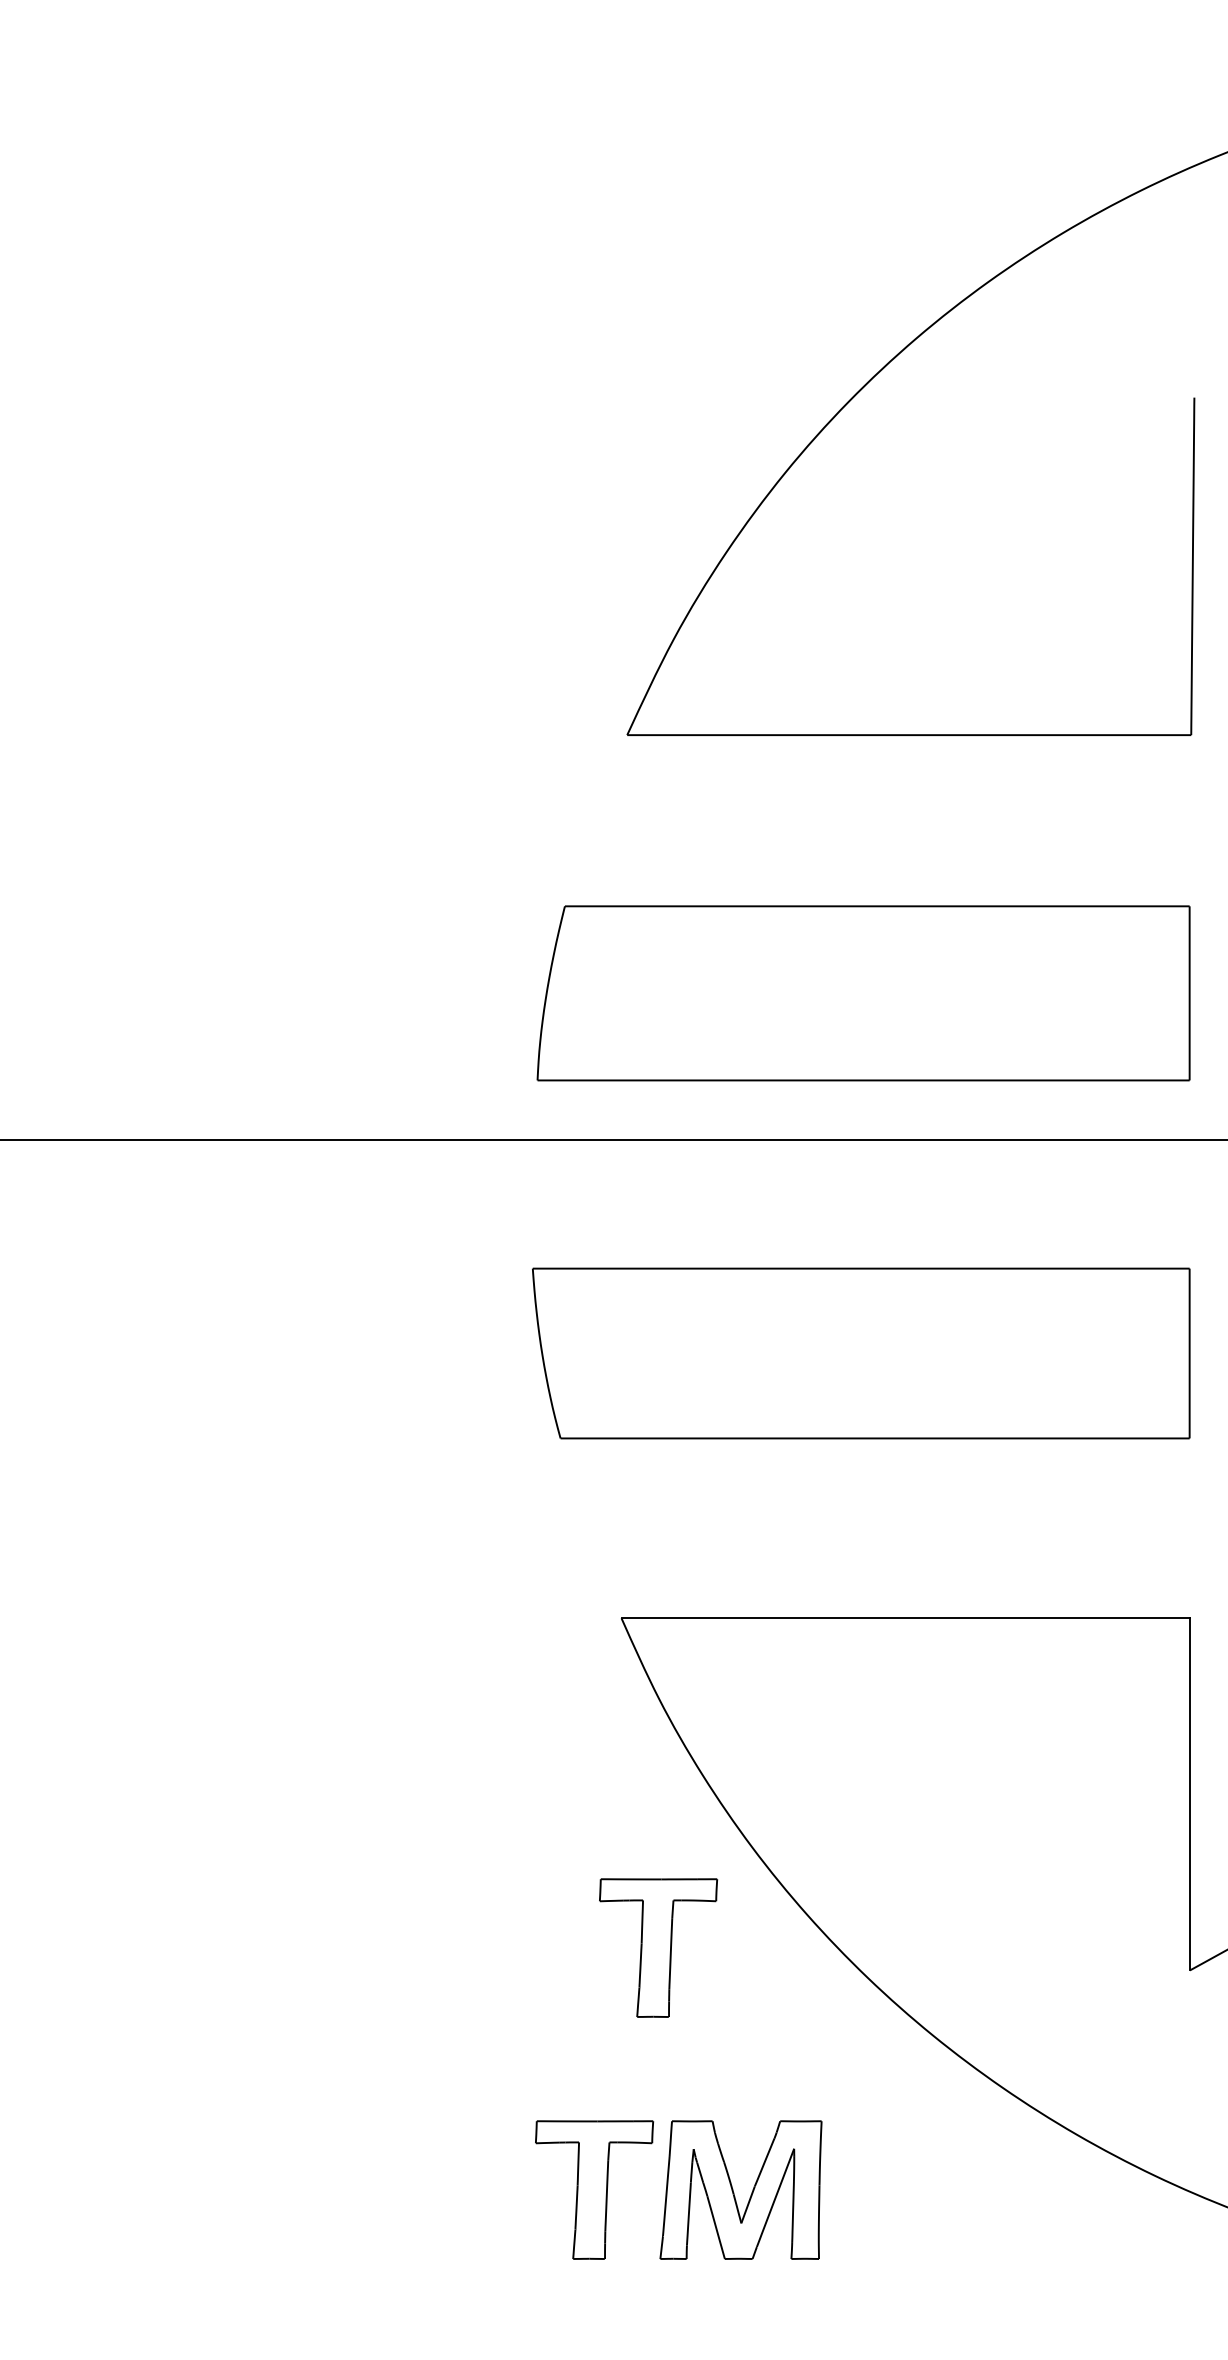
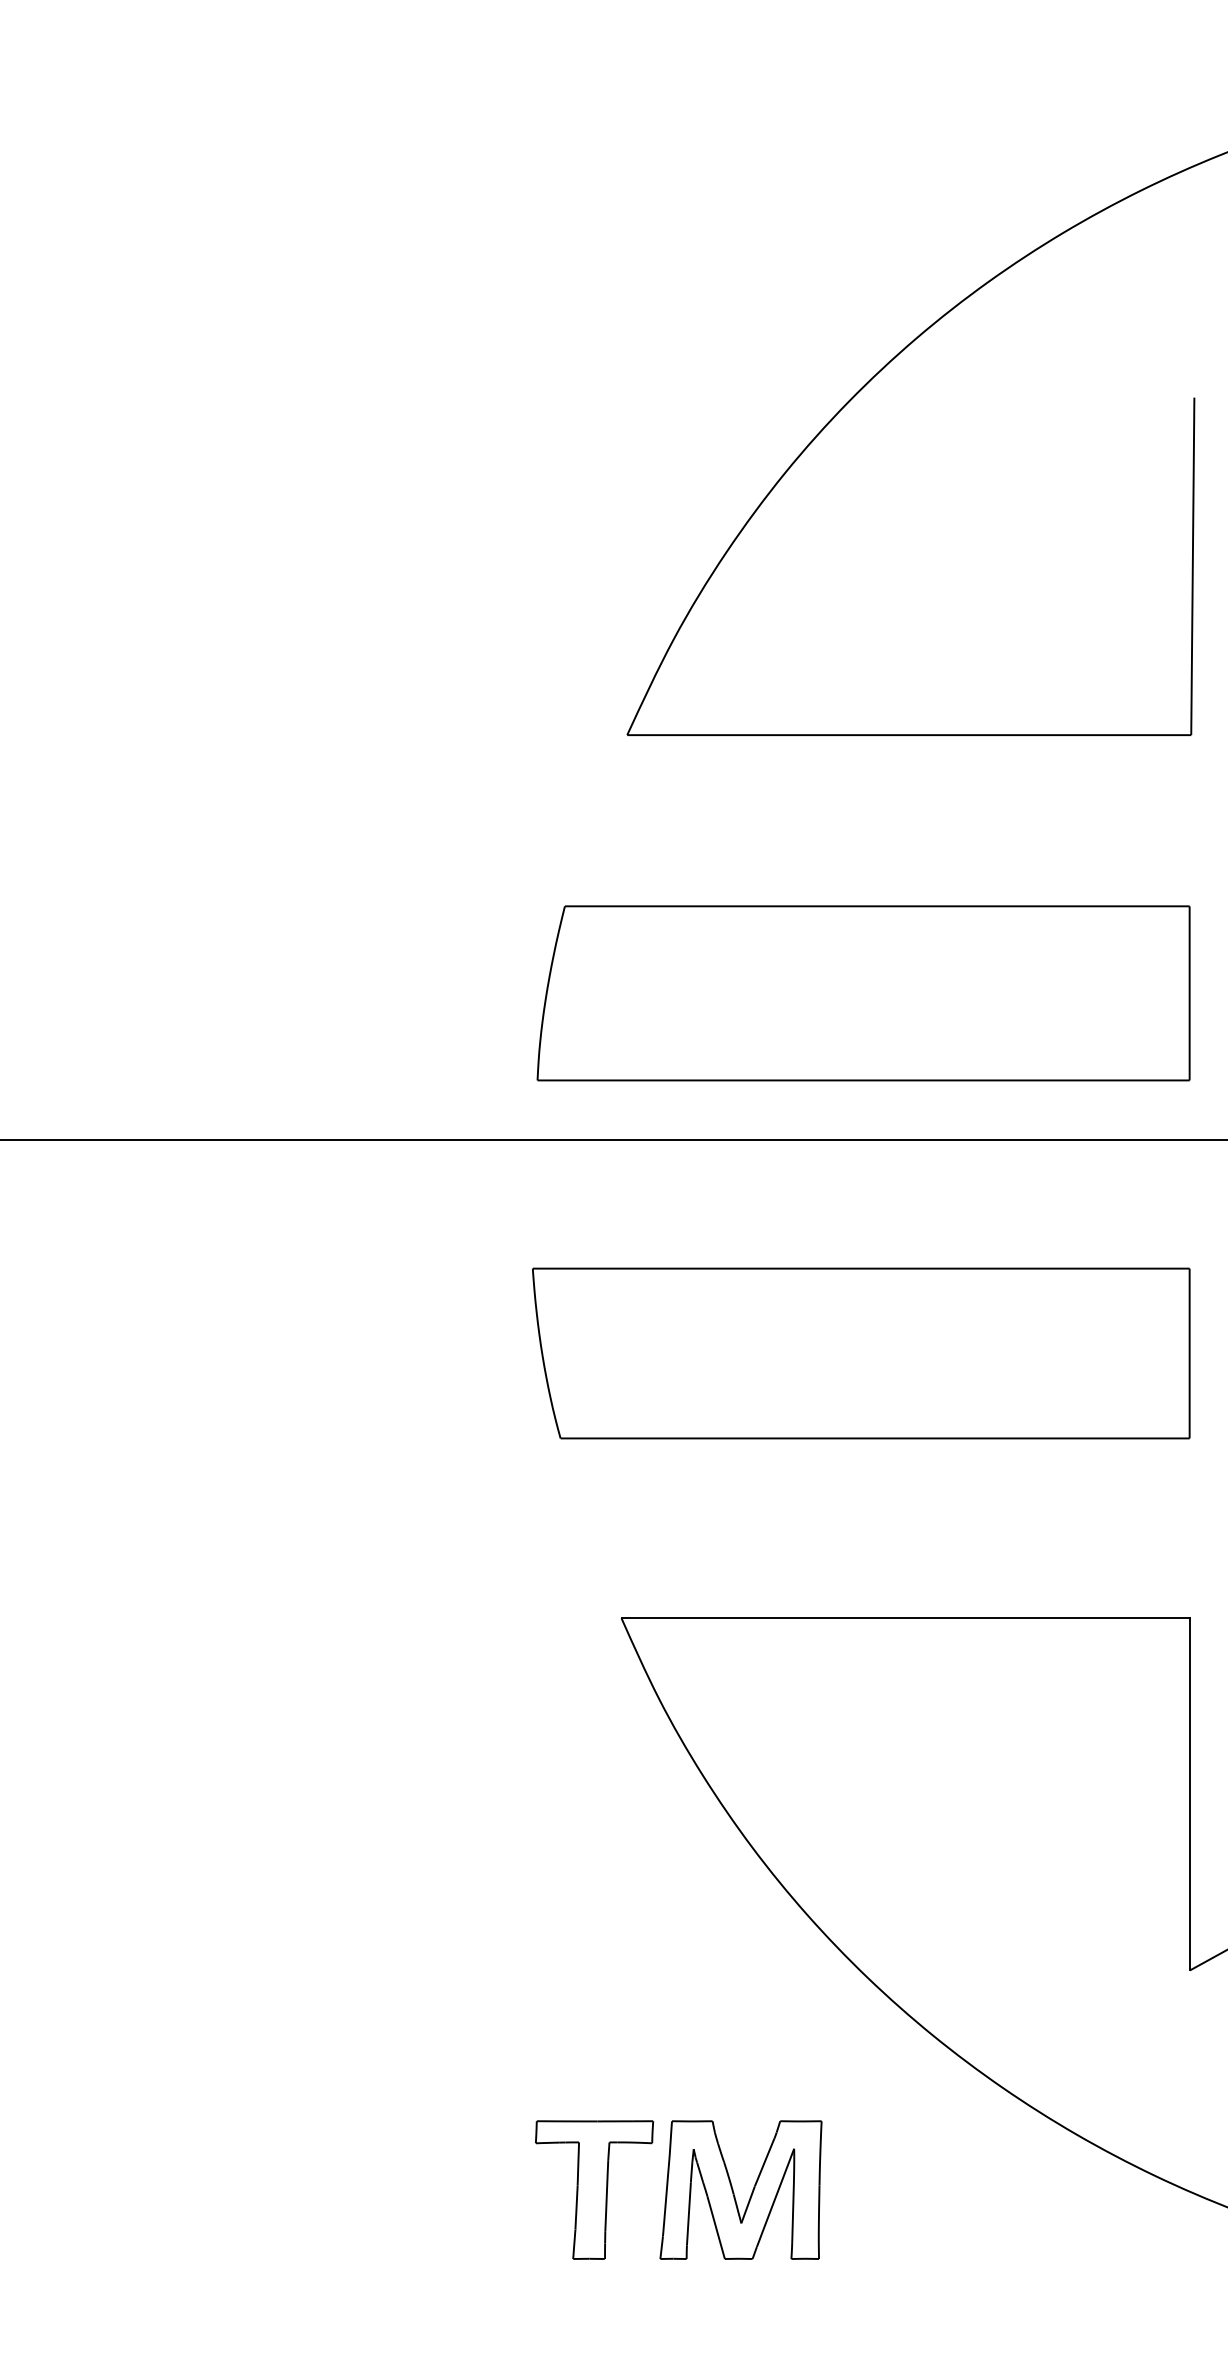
part: present -> none (658, 1947)
